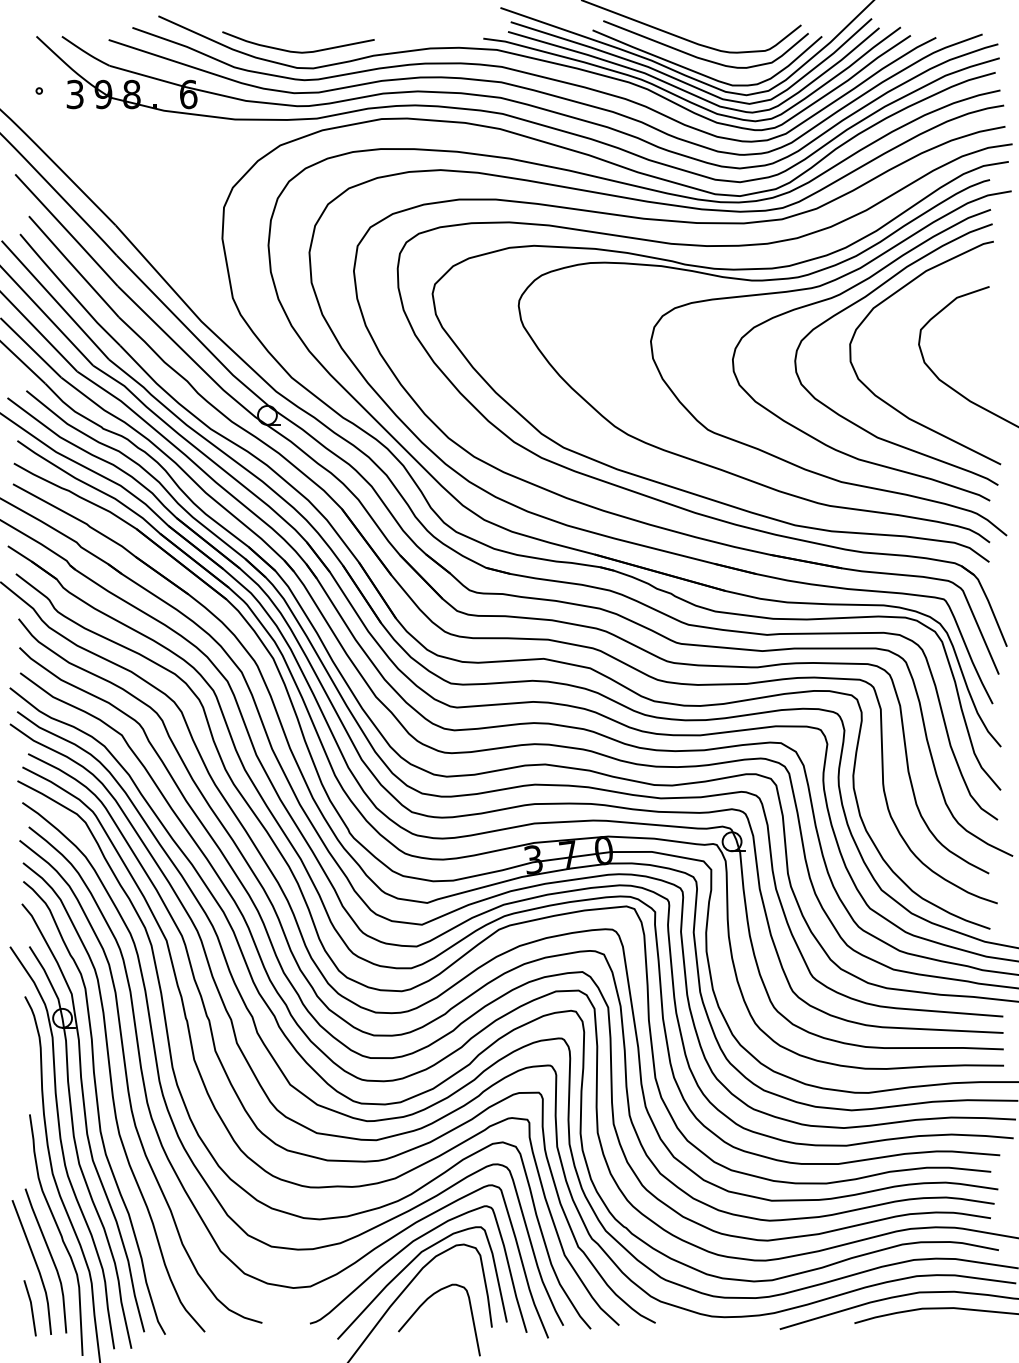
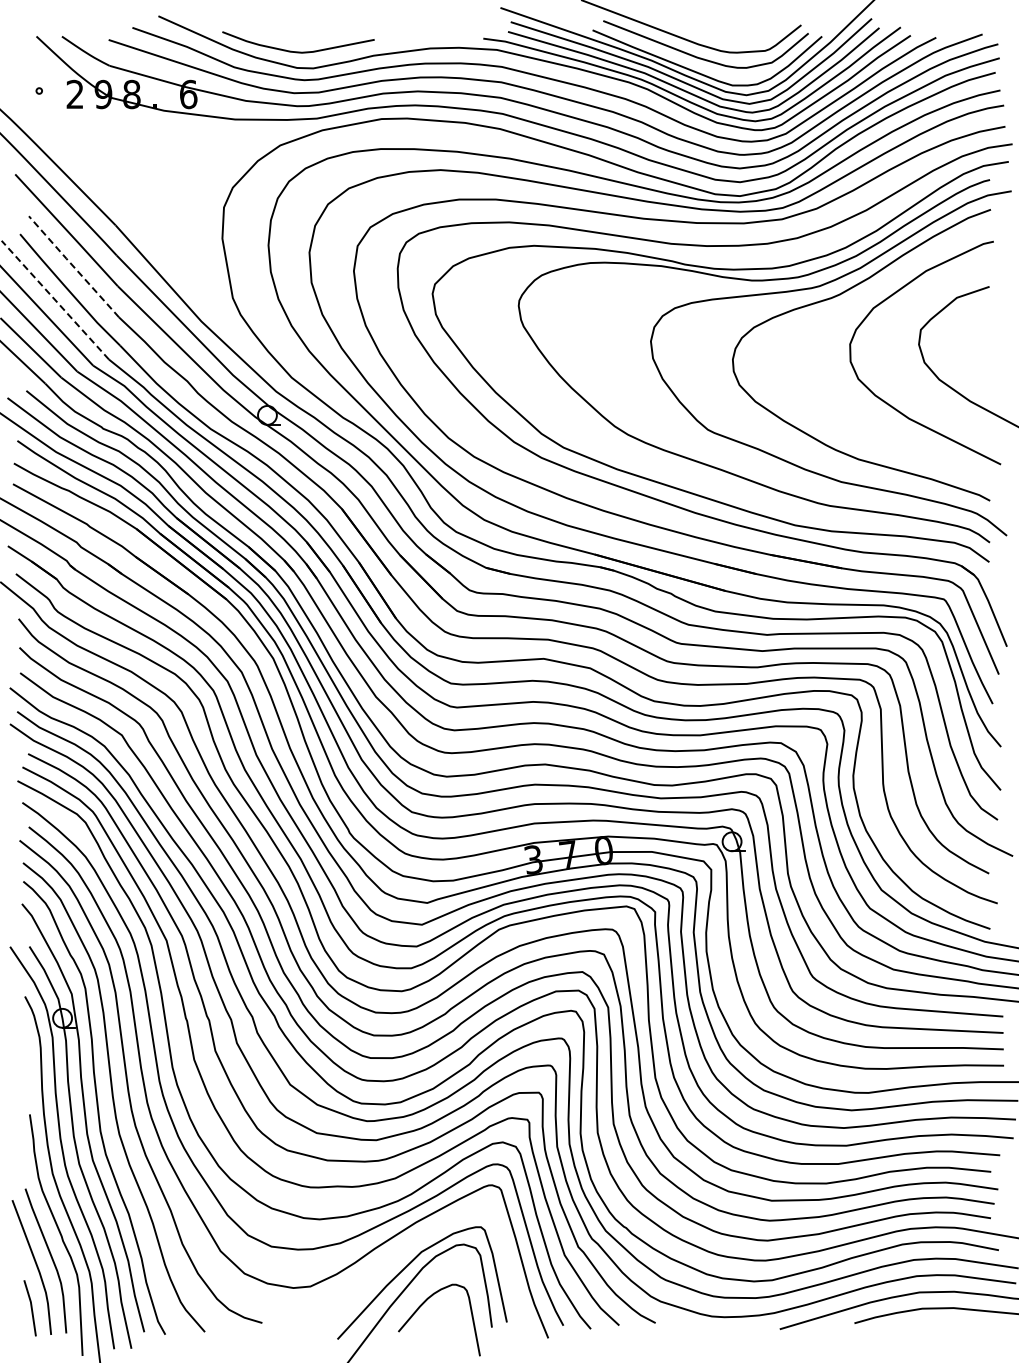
text: 3 -> 2 (74, 94)
line: solid -> dashed (73, 266)
line: solid -> dashed (54, 299)
curve: present -> none (863, 299)
curve: present -> none (402, 1251)
